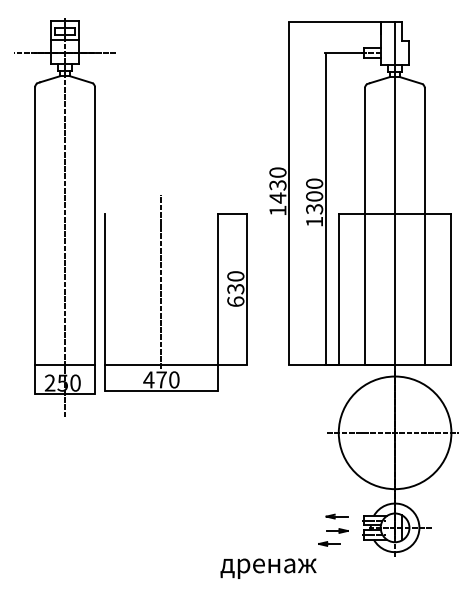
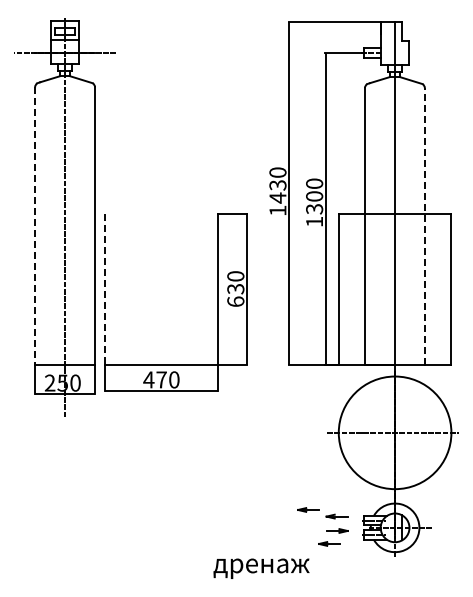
line: solid -> dashed (35, 225)
line: solid -> dashed (424, 225)
line: present -> none (160, 282)
line: solid -> dashed (105, 289)
part: none -> present (308, 509)
text position: (268, 568) -> (261, 568) (261, 568)
